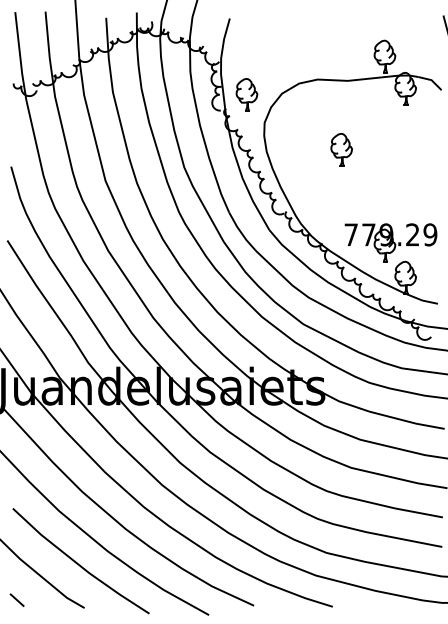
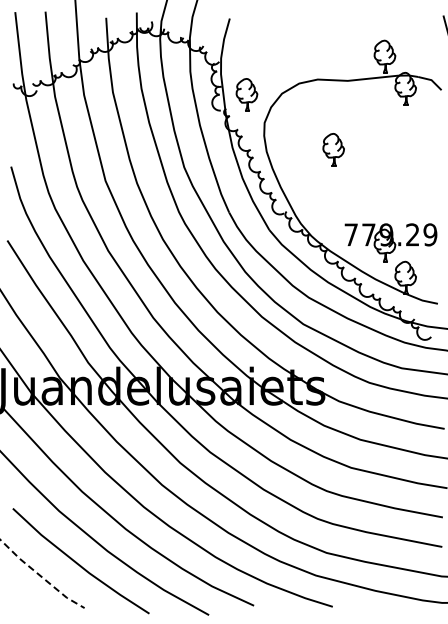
part position: (341, 149) -> (333, 149) (333, 149)
line: solid -> dashed (41, 576)
line: present -> none (16, 599)
